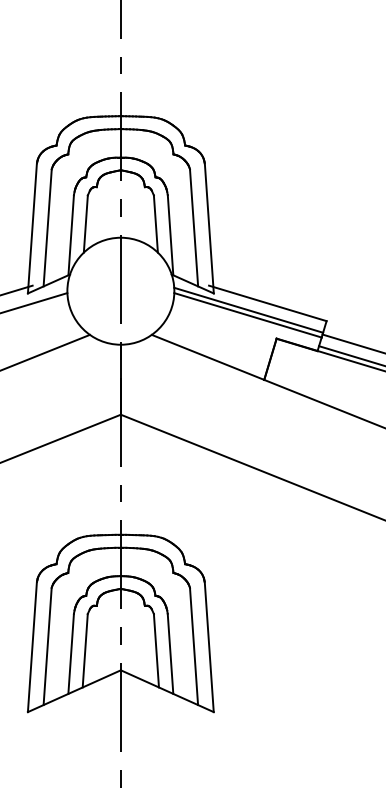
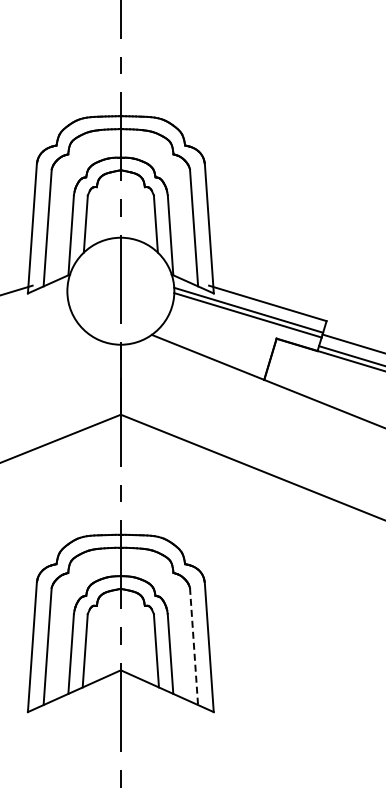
line: present -> none (34, 302)
line: present -> none (45, 351)
line: solid -> dashed (194, 646)
